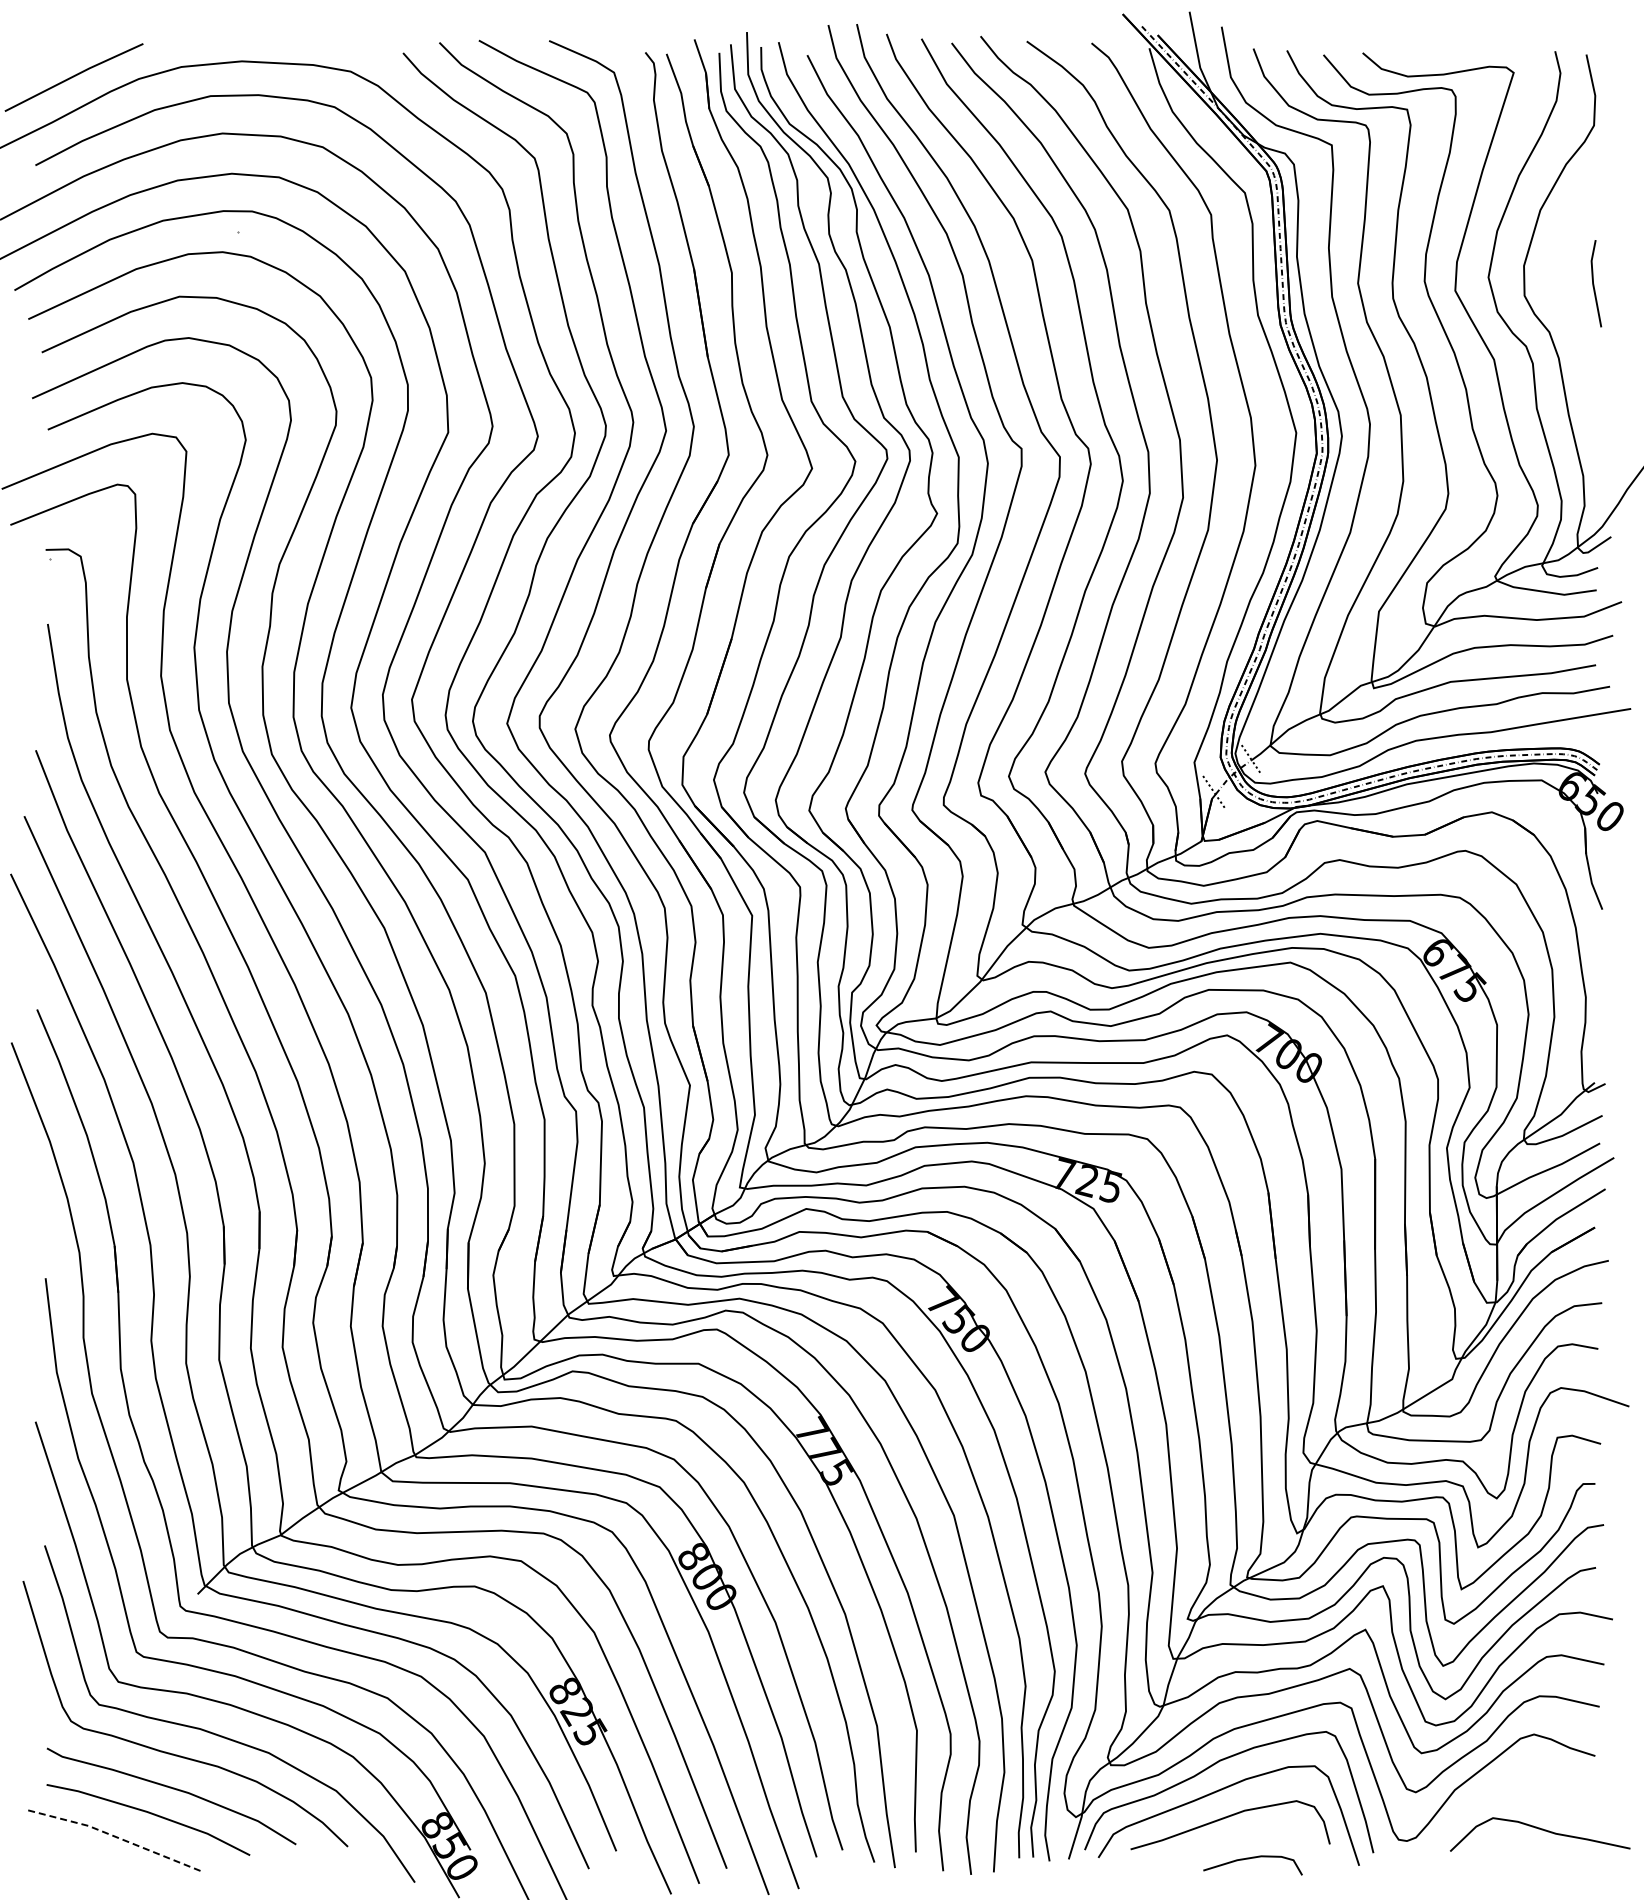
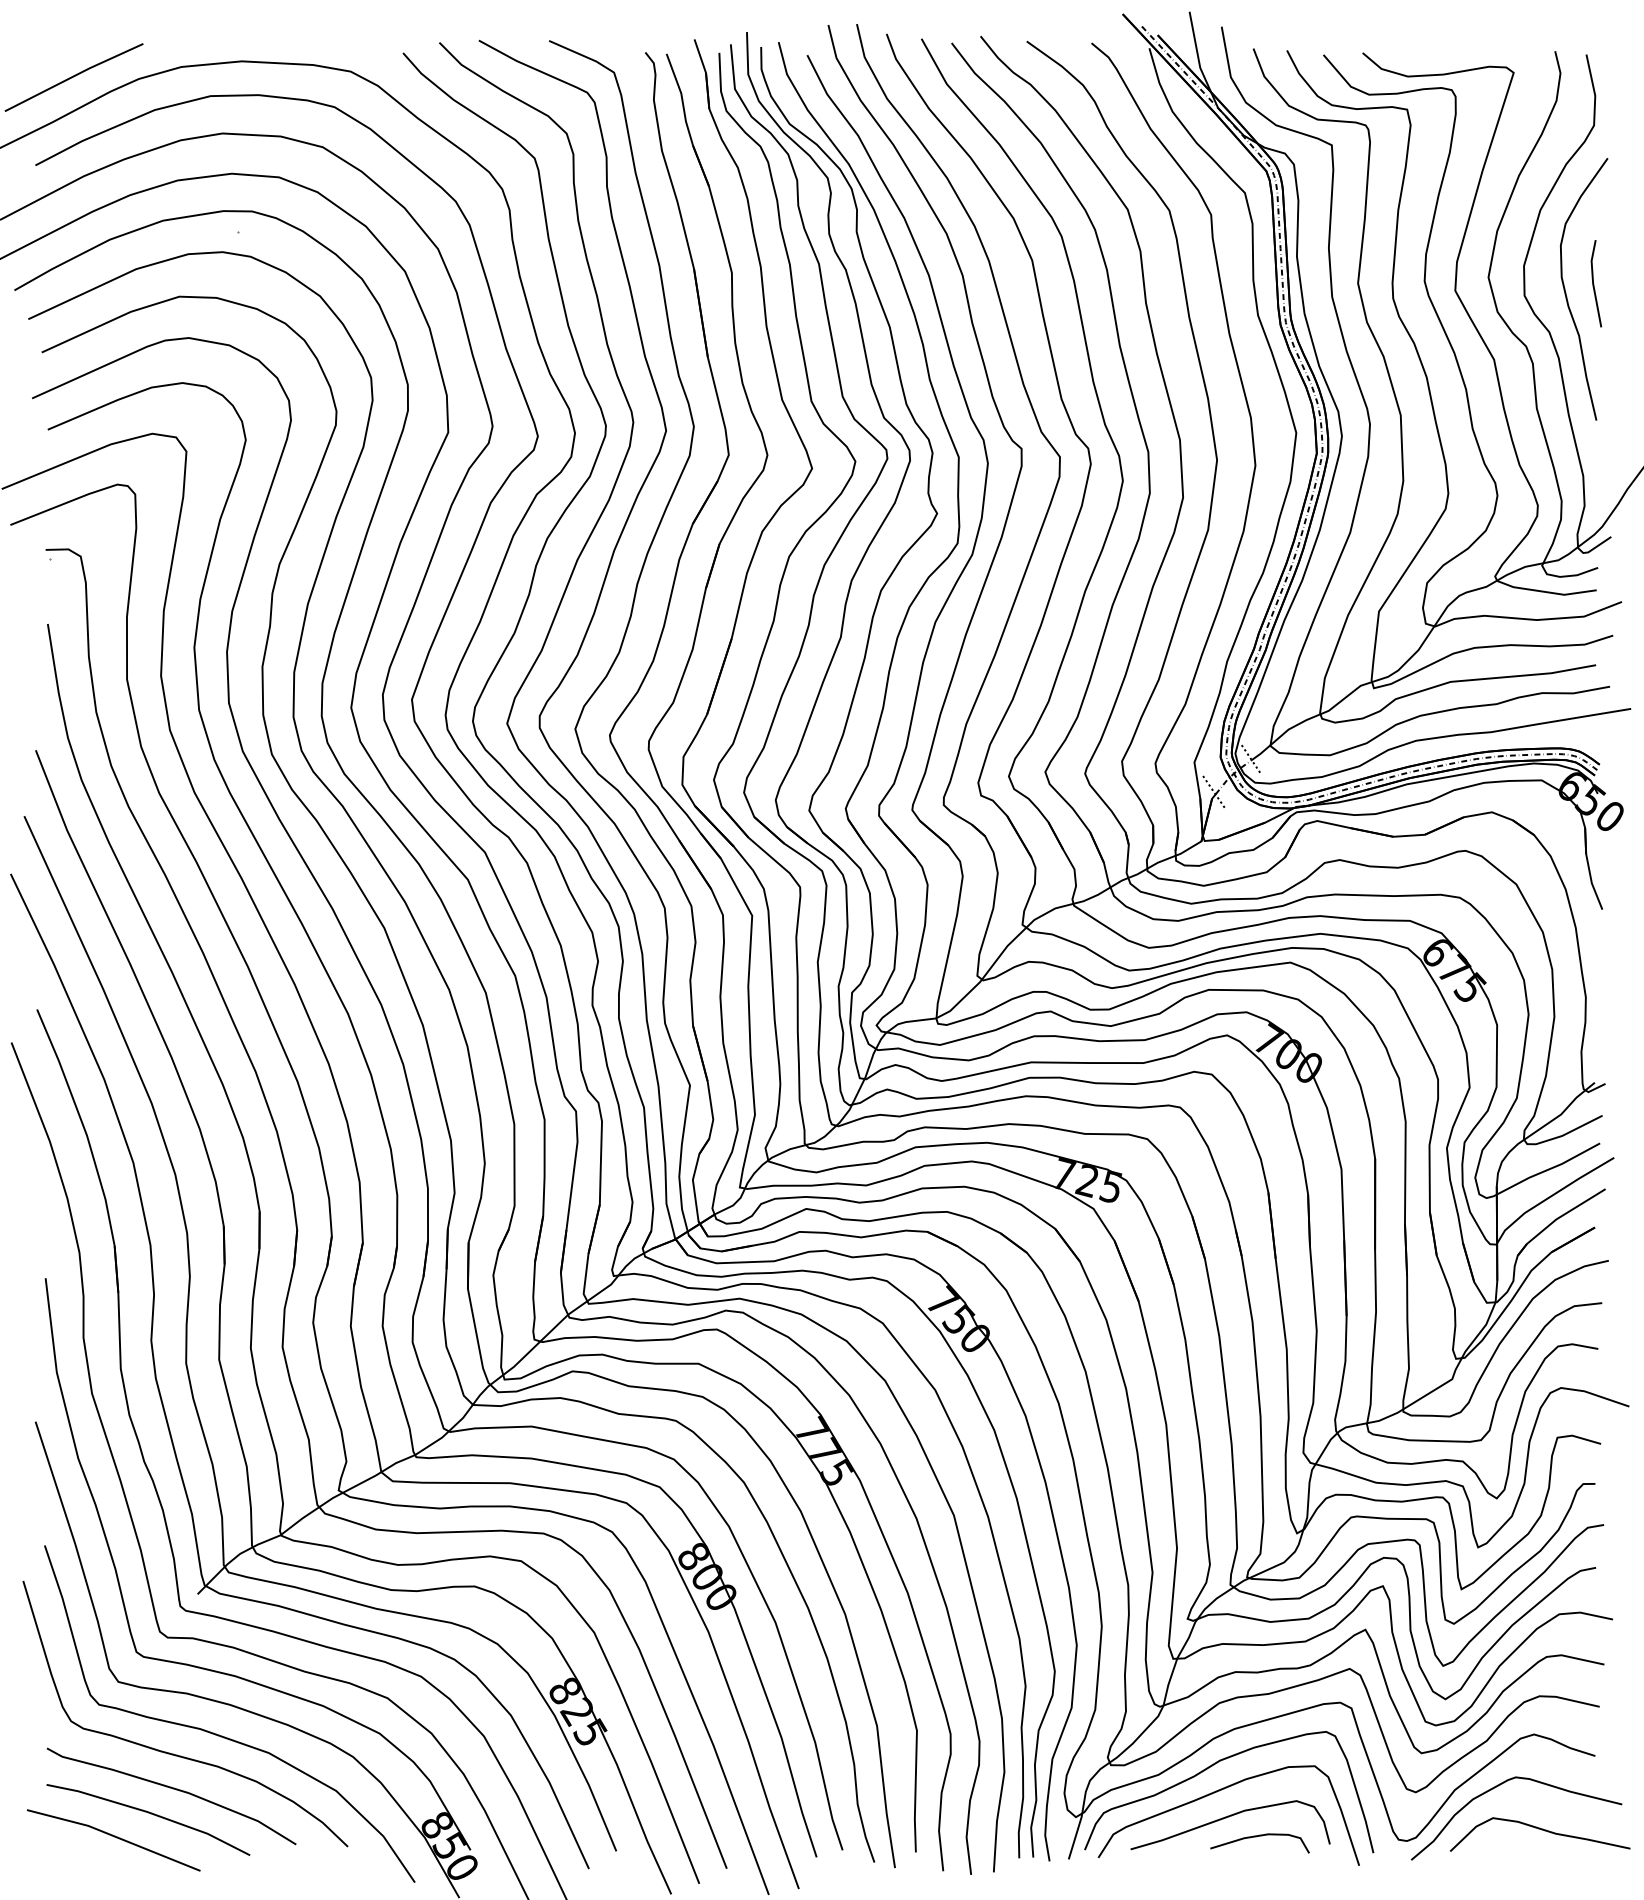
curve: none -> present (1566, 292)
curve: none -> present (1495, 1788)
line: dashed -> solid (114, 1836)
curve position: (1249, 1859) -> (1256, 1837) (1256, 1837)
